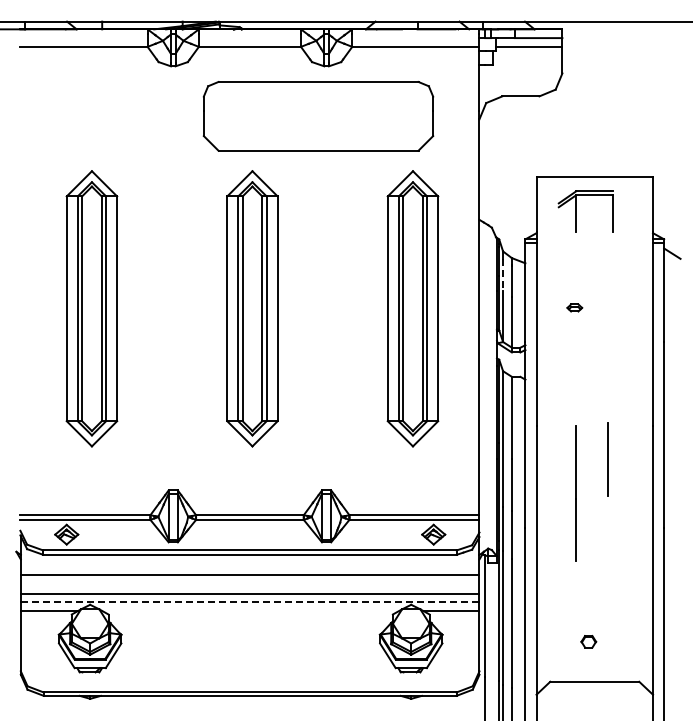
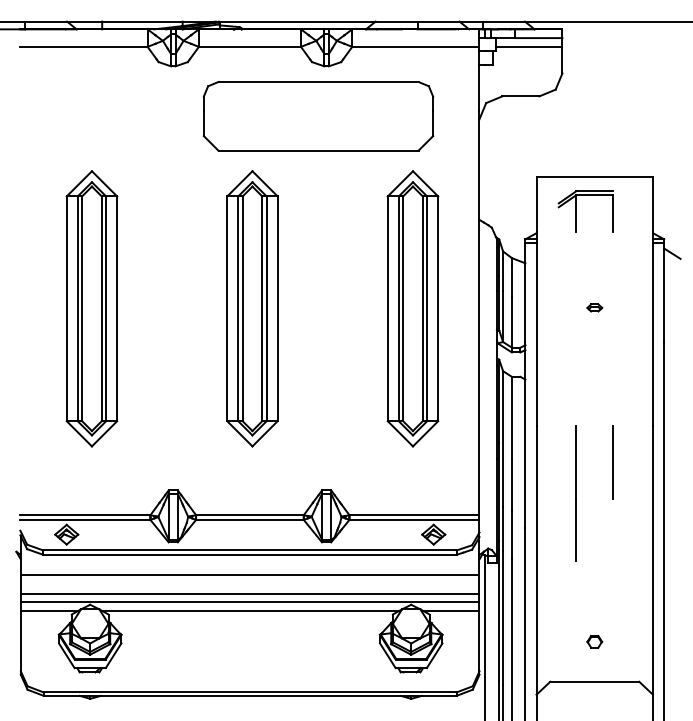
line: dashed -> solid (503, 274)
part position: (574, 307) -> (594, 307) (594, 307)
line position: (607, 459) -> (612, 462) (612, 462)
line: dashed -> solid (250, 602)
line: none -> present (250, 611)
part position: (588, 641) -> (594, 641) (594, 641)
